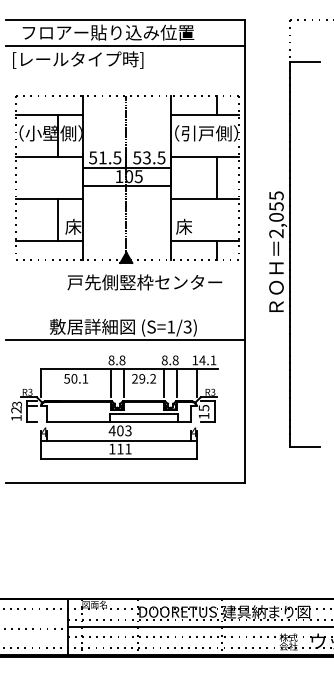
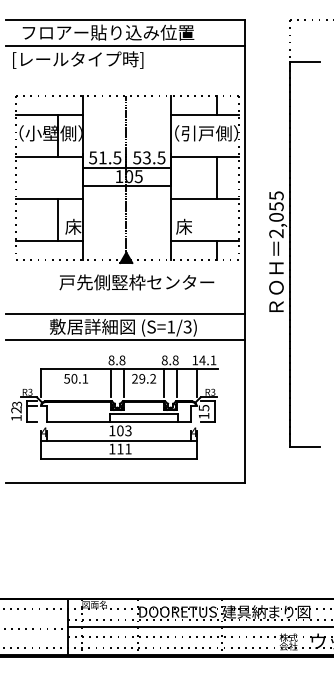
text position: (144, 282) -> (136, 282) (136, 282)
line: none -> present (124, 314)
text: 403 -> 103 (111, 430)
